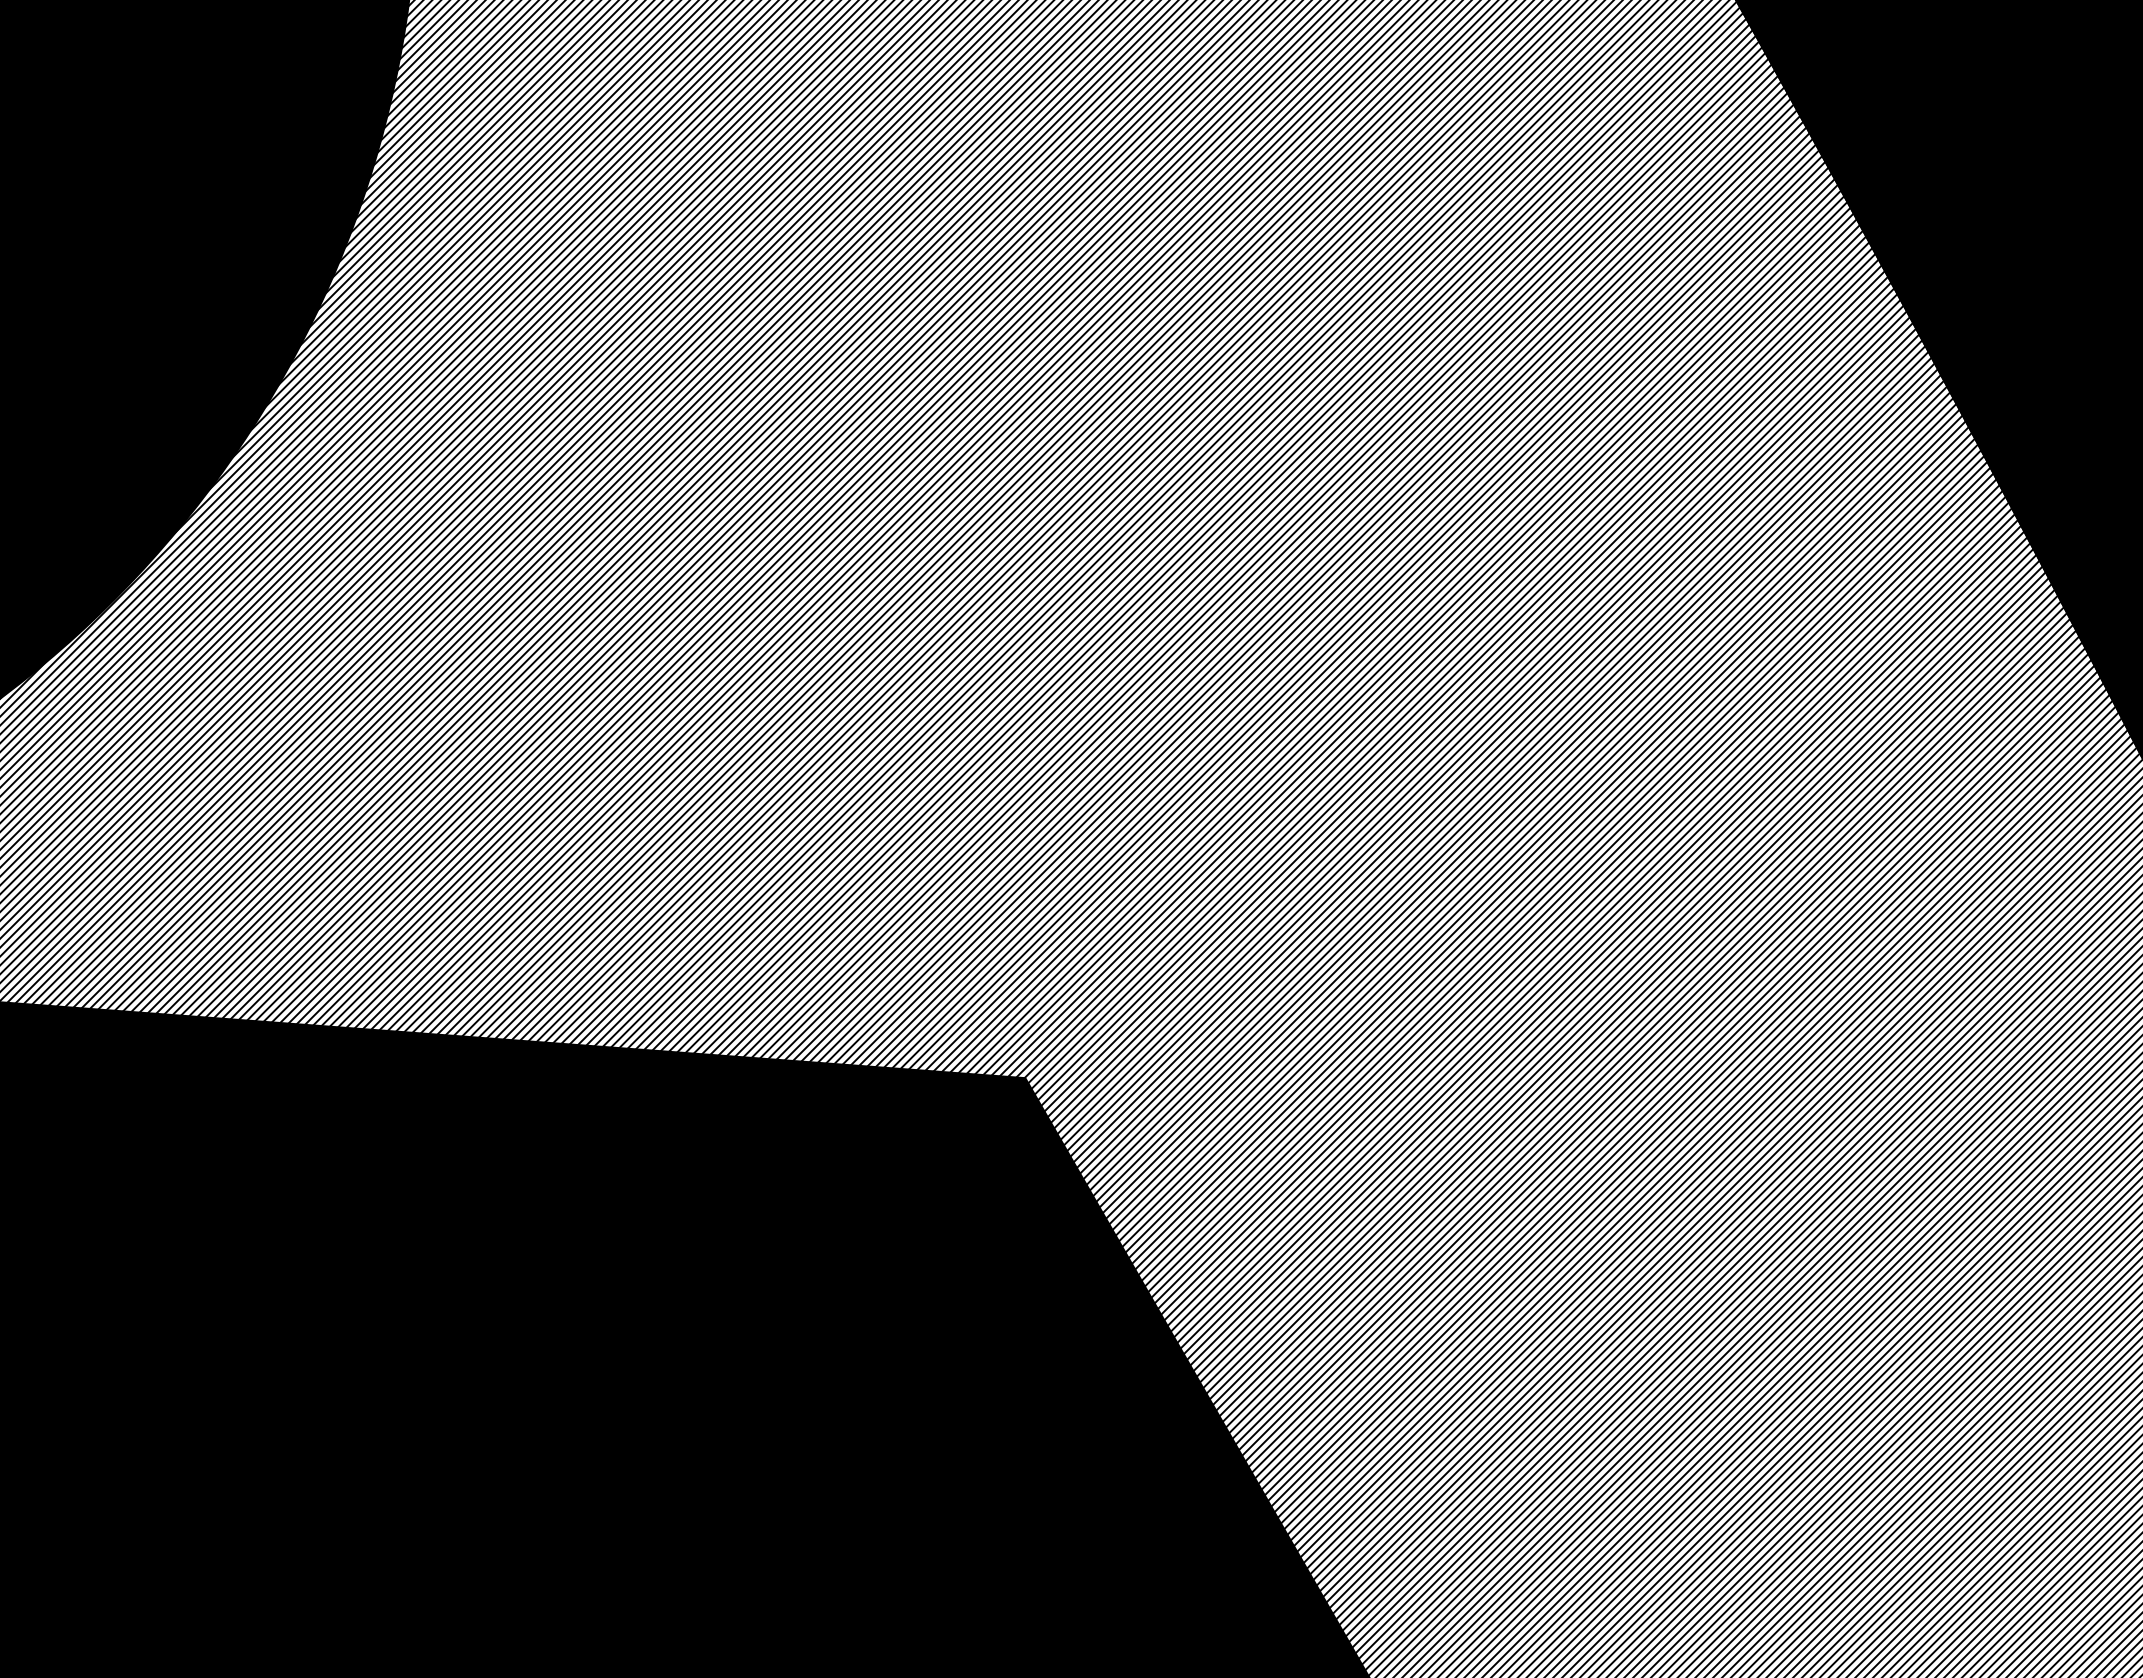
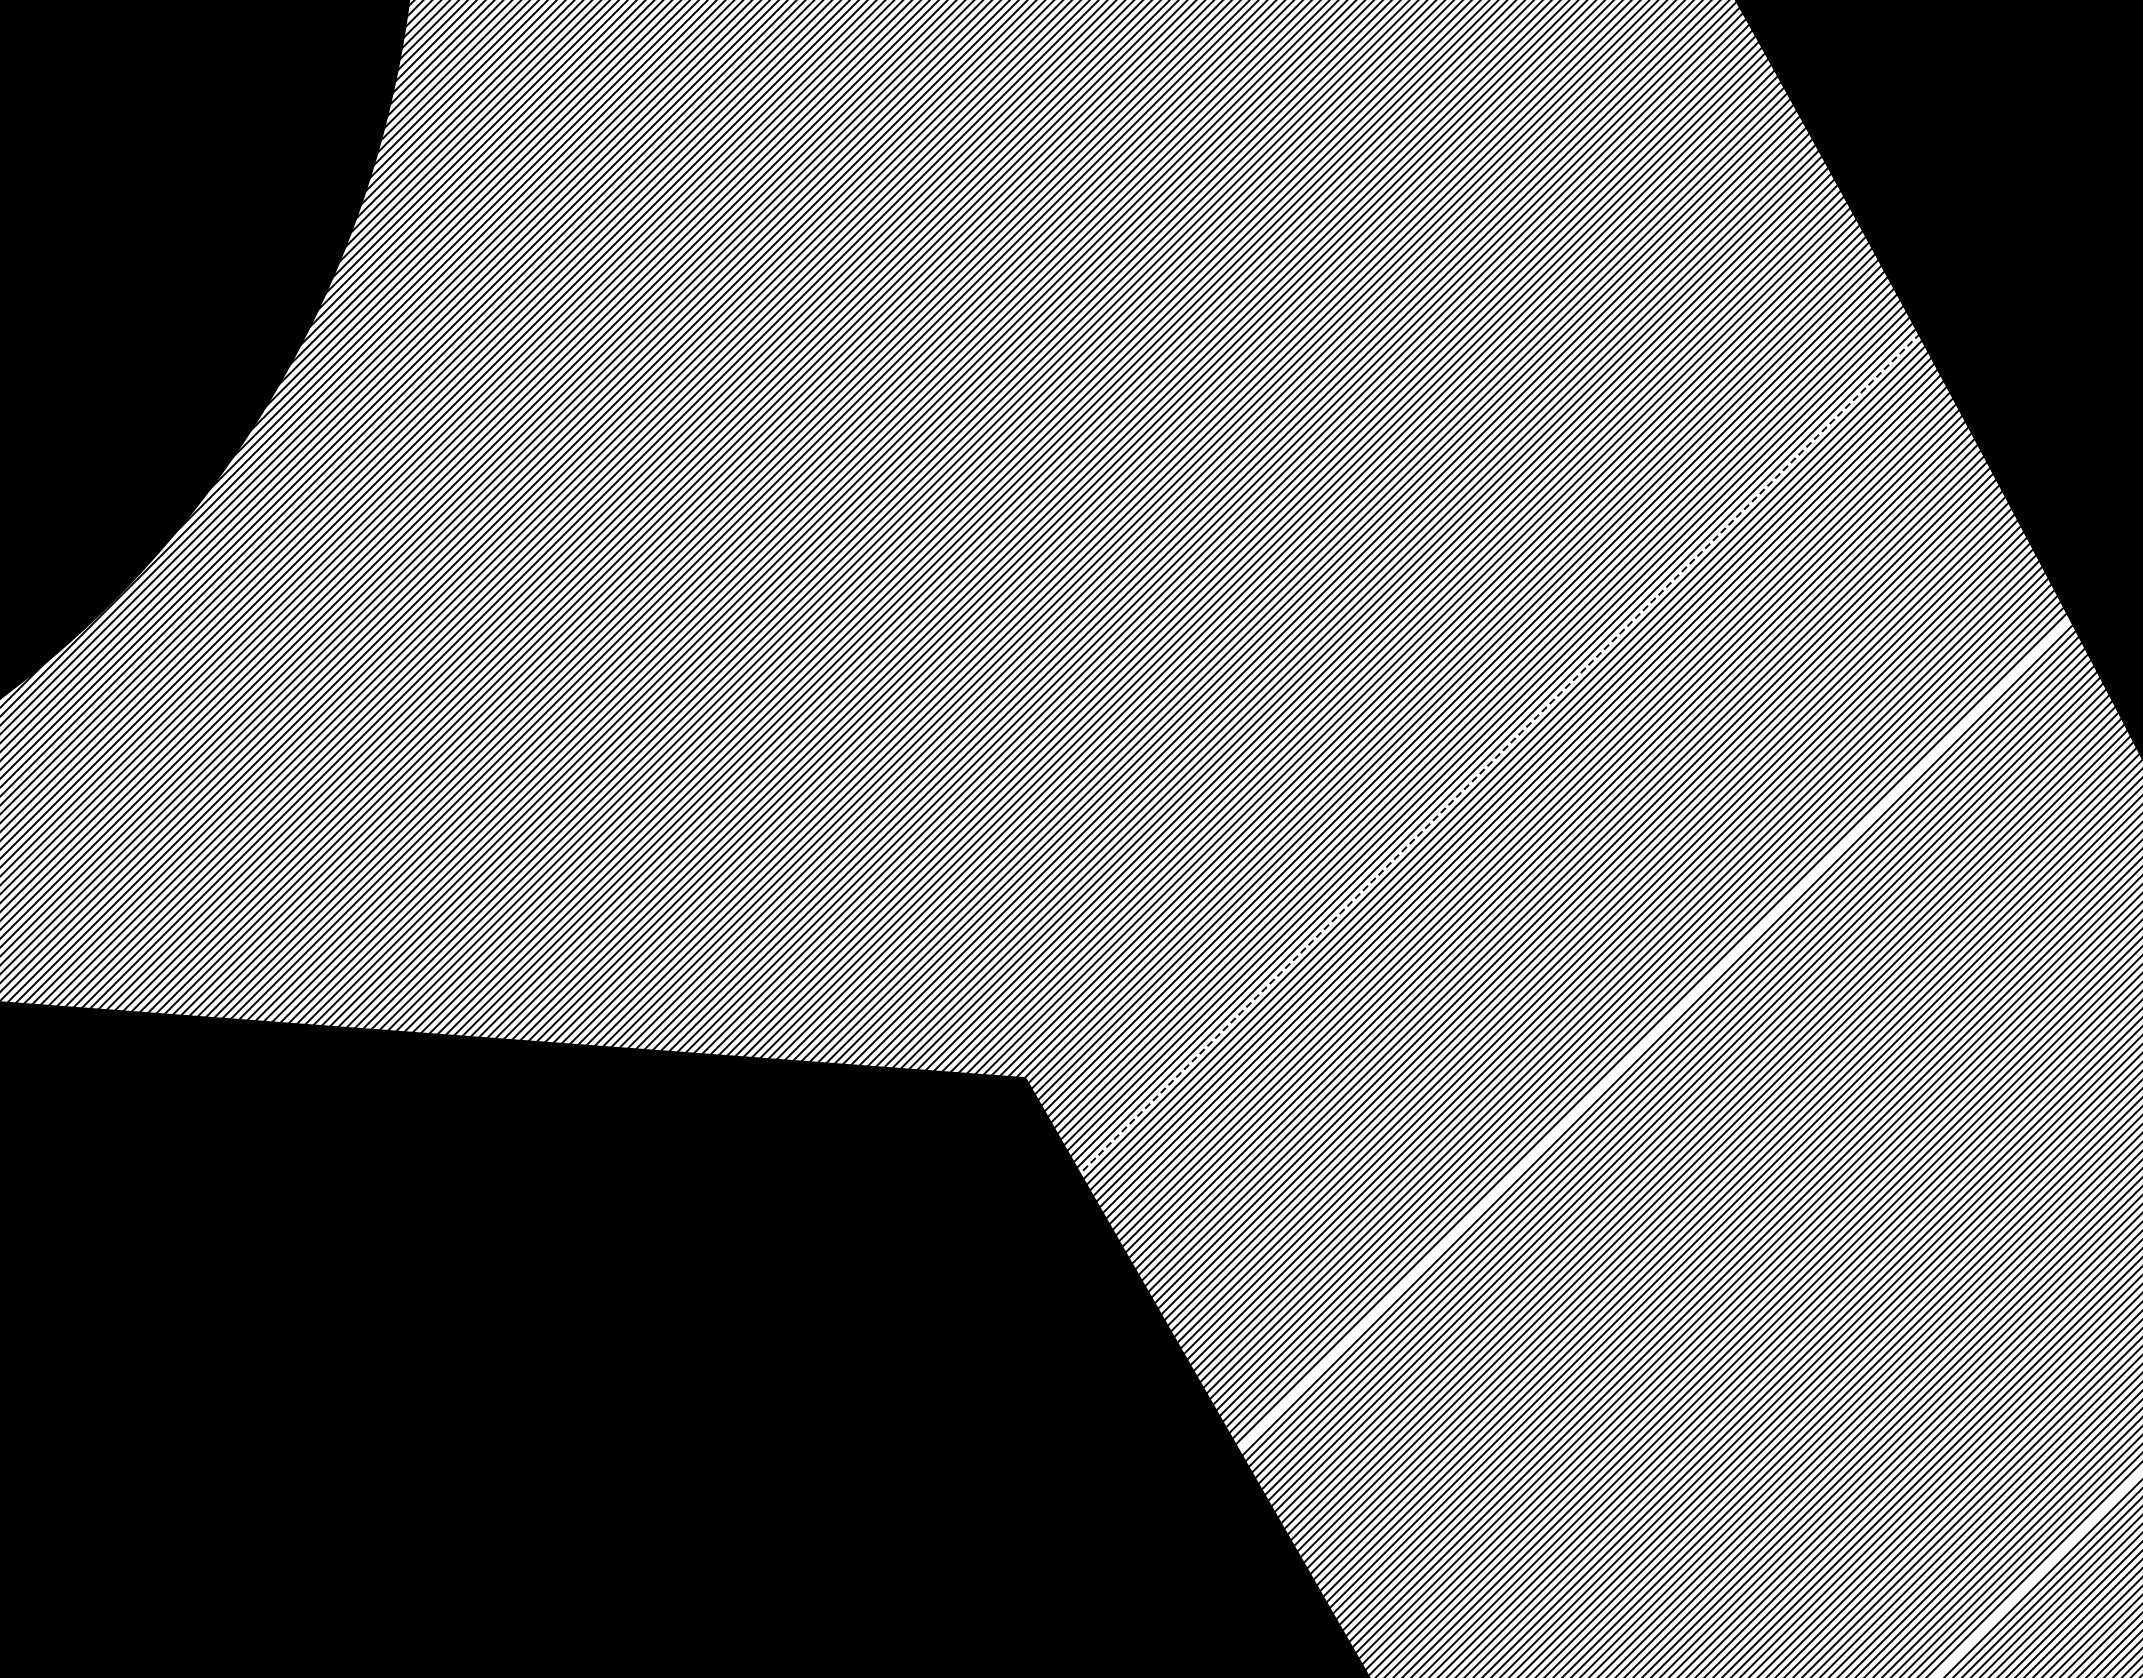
line: solid -> dashed (1497, 756)
line: present -> none (1651, 1036)
line: present -> none (2038, 1573)
